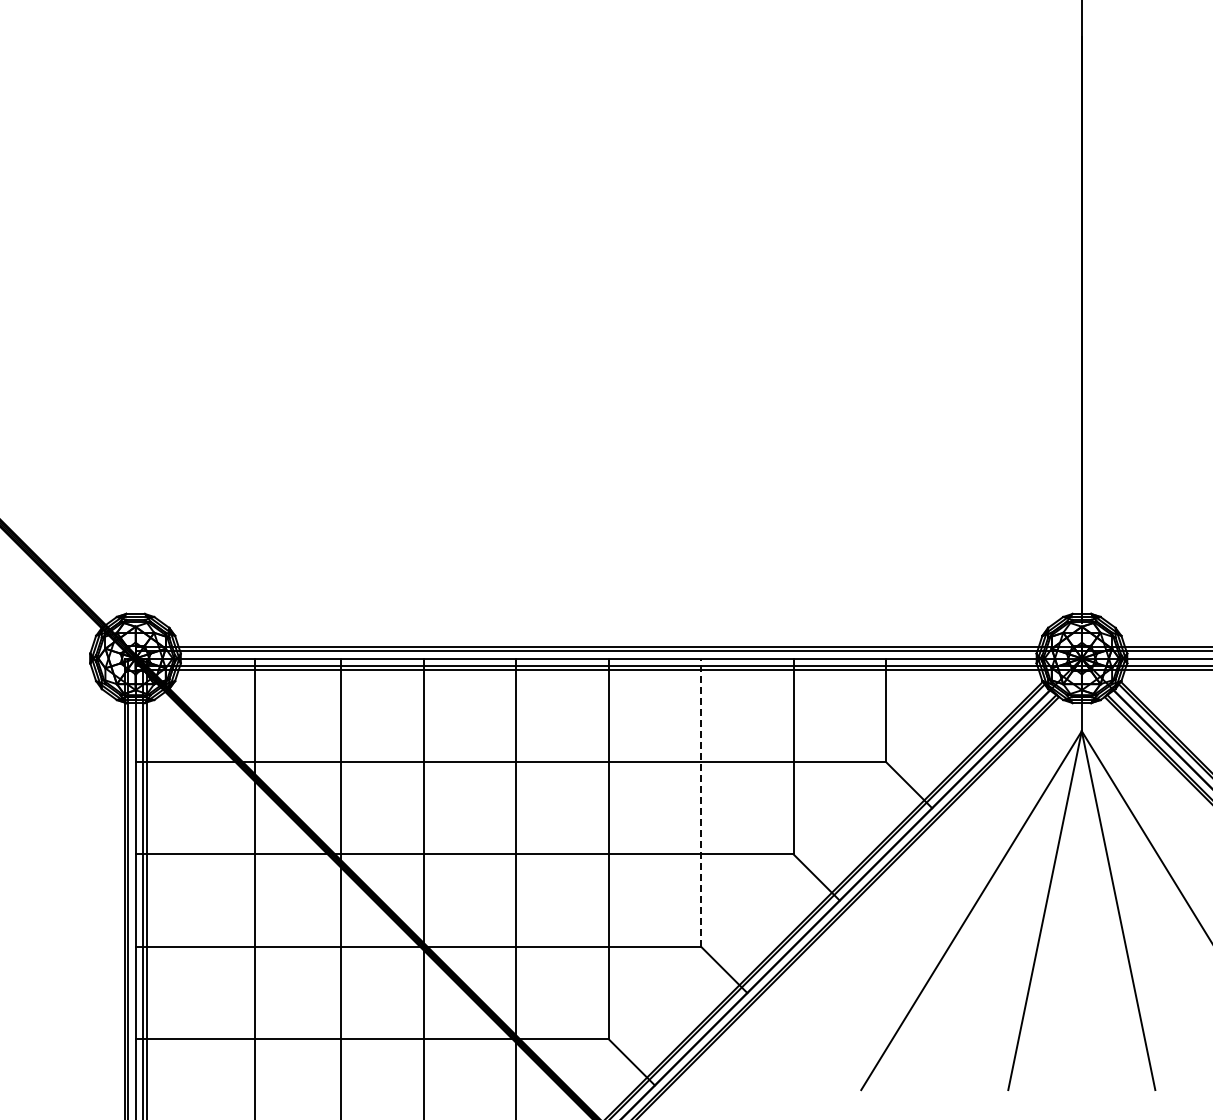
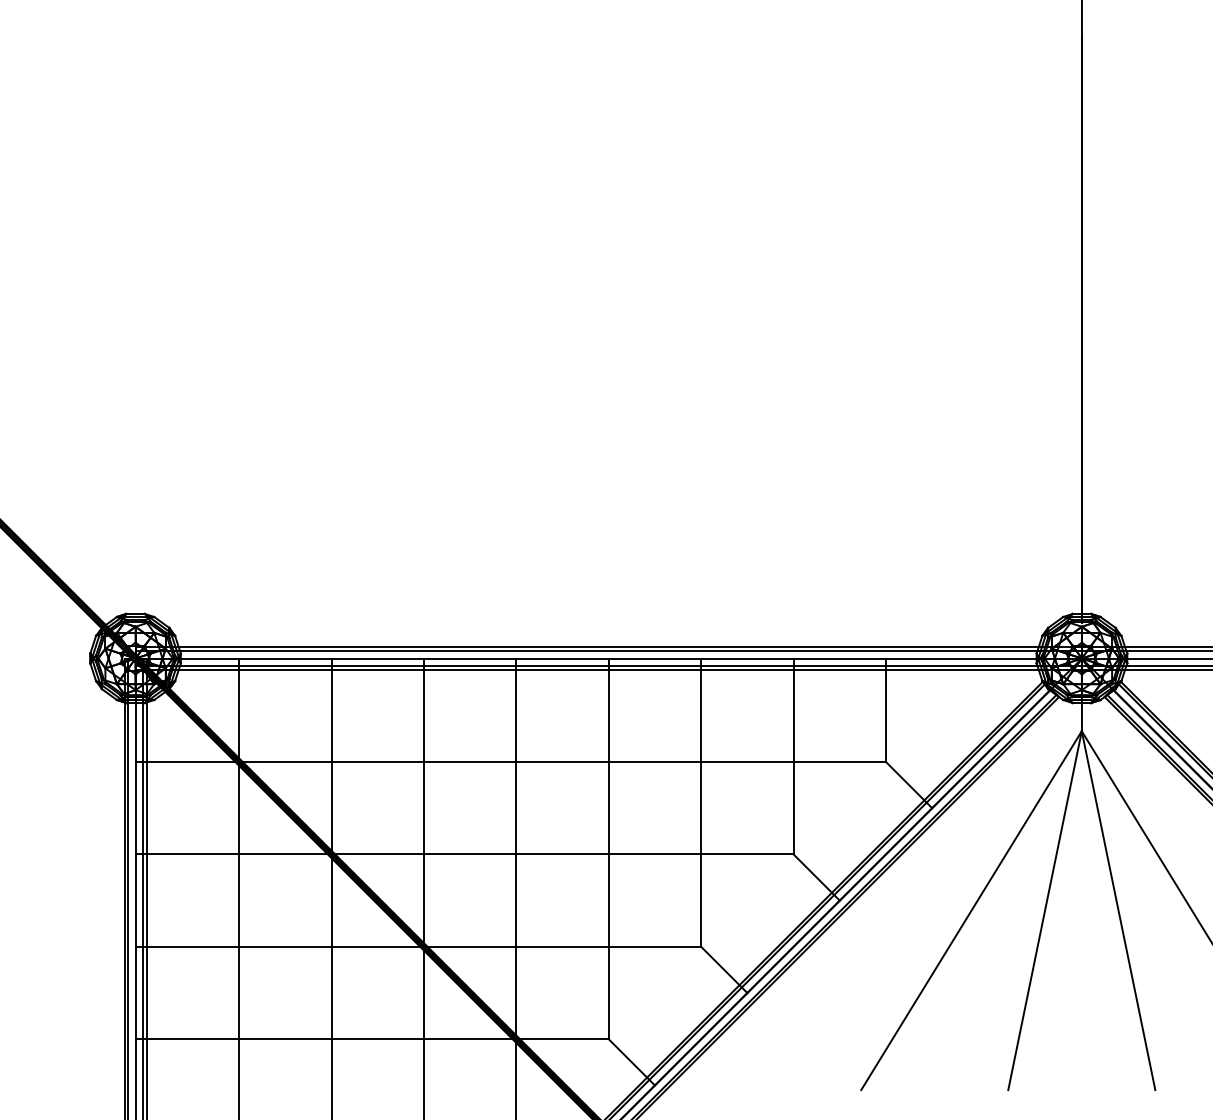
line: dashed -> solid (701, 802)
line position: (255, 887) -> (239, 887) (239, 887)
line position: (340, 887) -> (331, 887) (331, 887)
